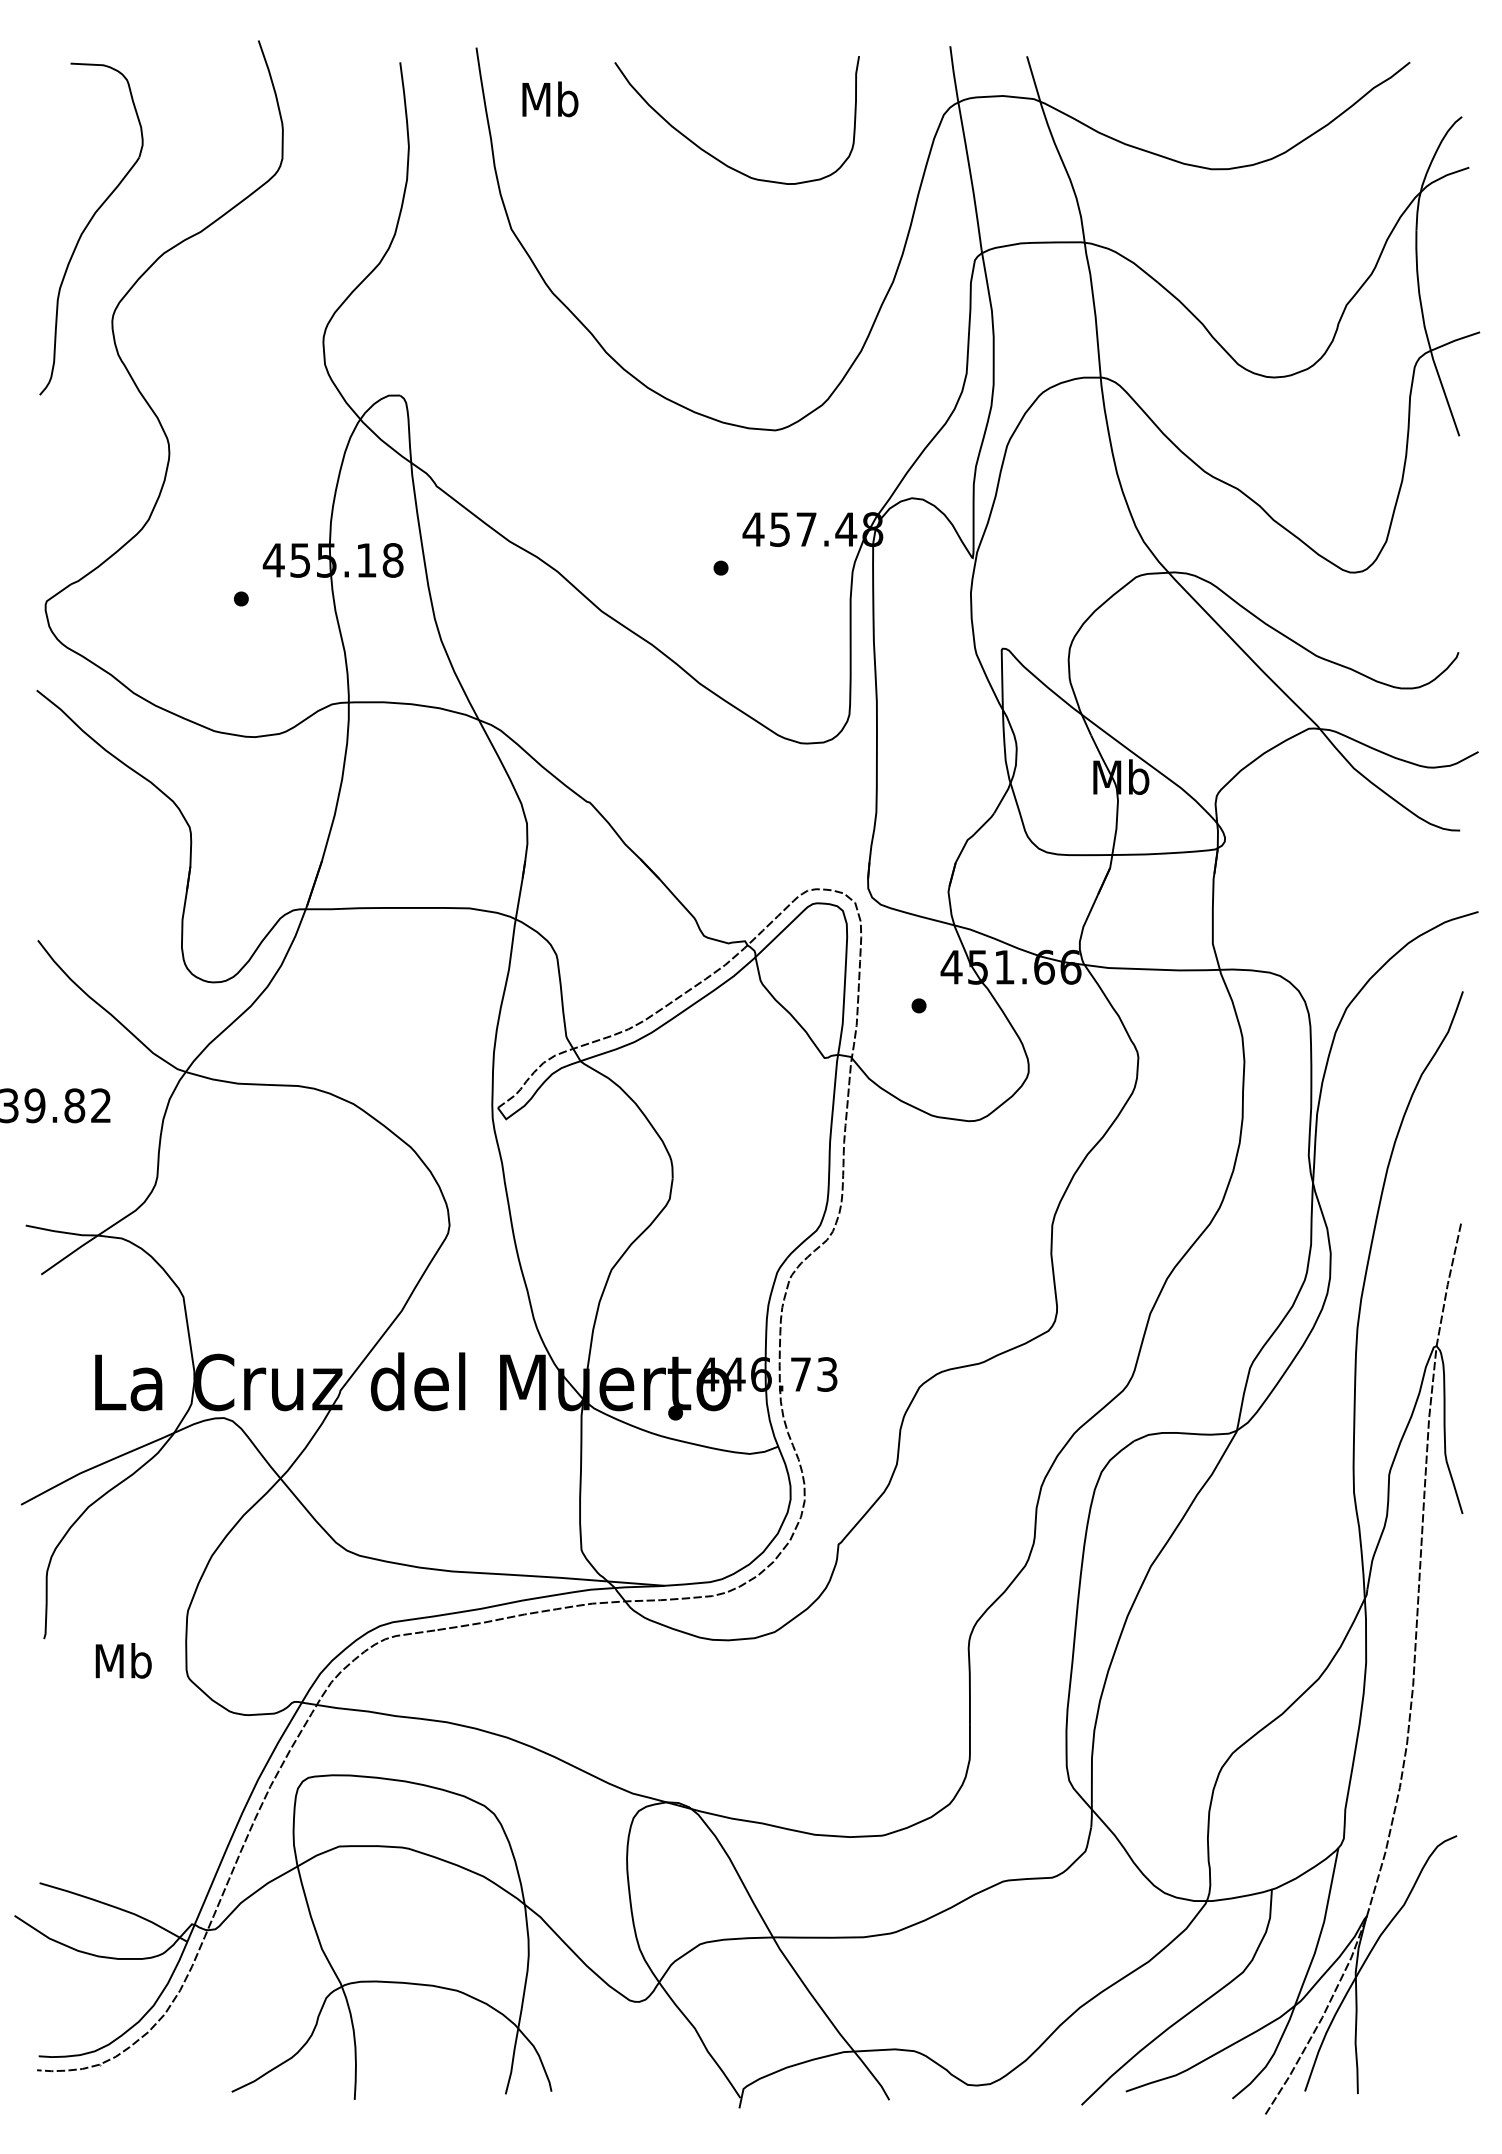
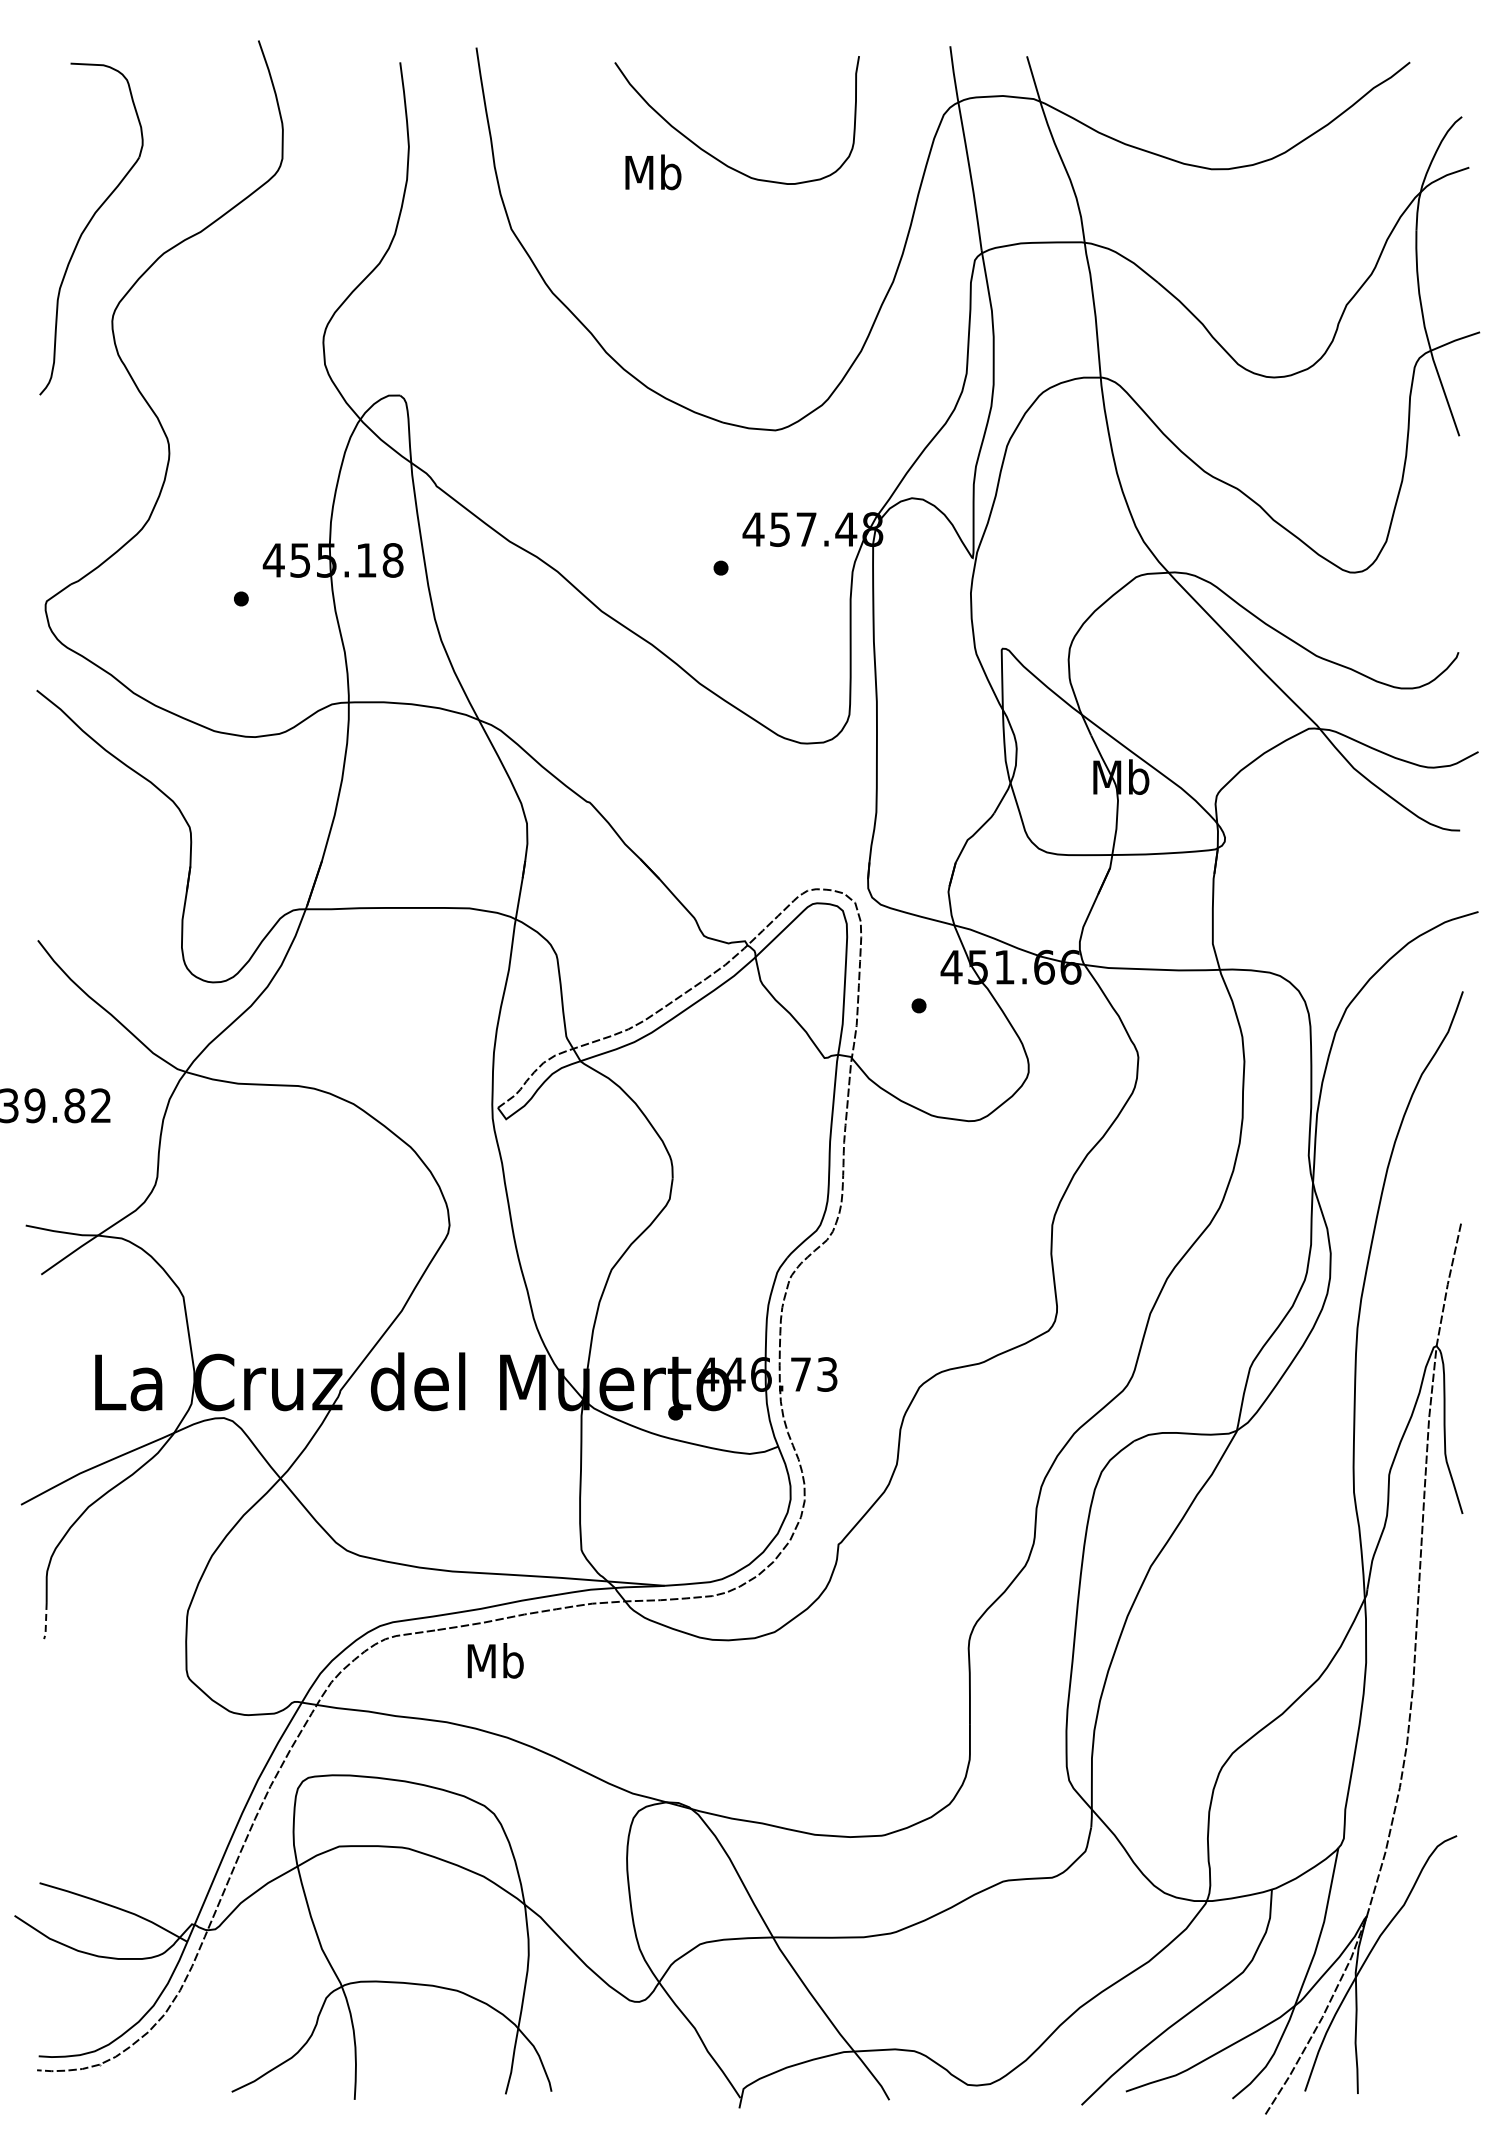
text position: (550, 99) -> (653, 172) (653, 172)
line: solid -> dashed (45, 1622)
text position: (123, 1660) -> (495, 1660) (495, 1660)
